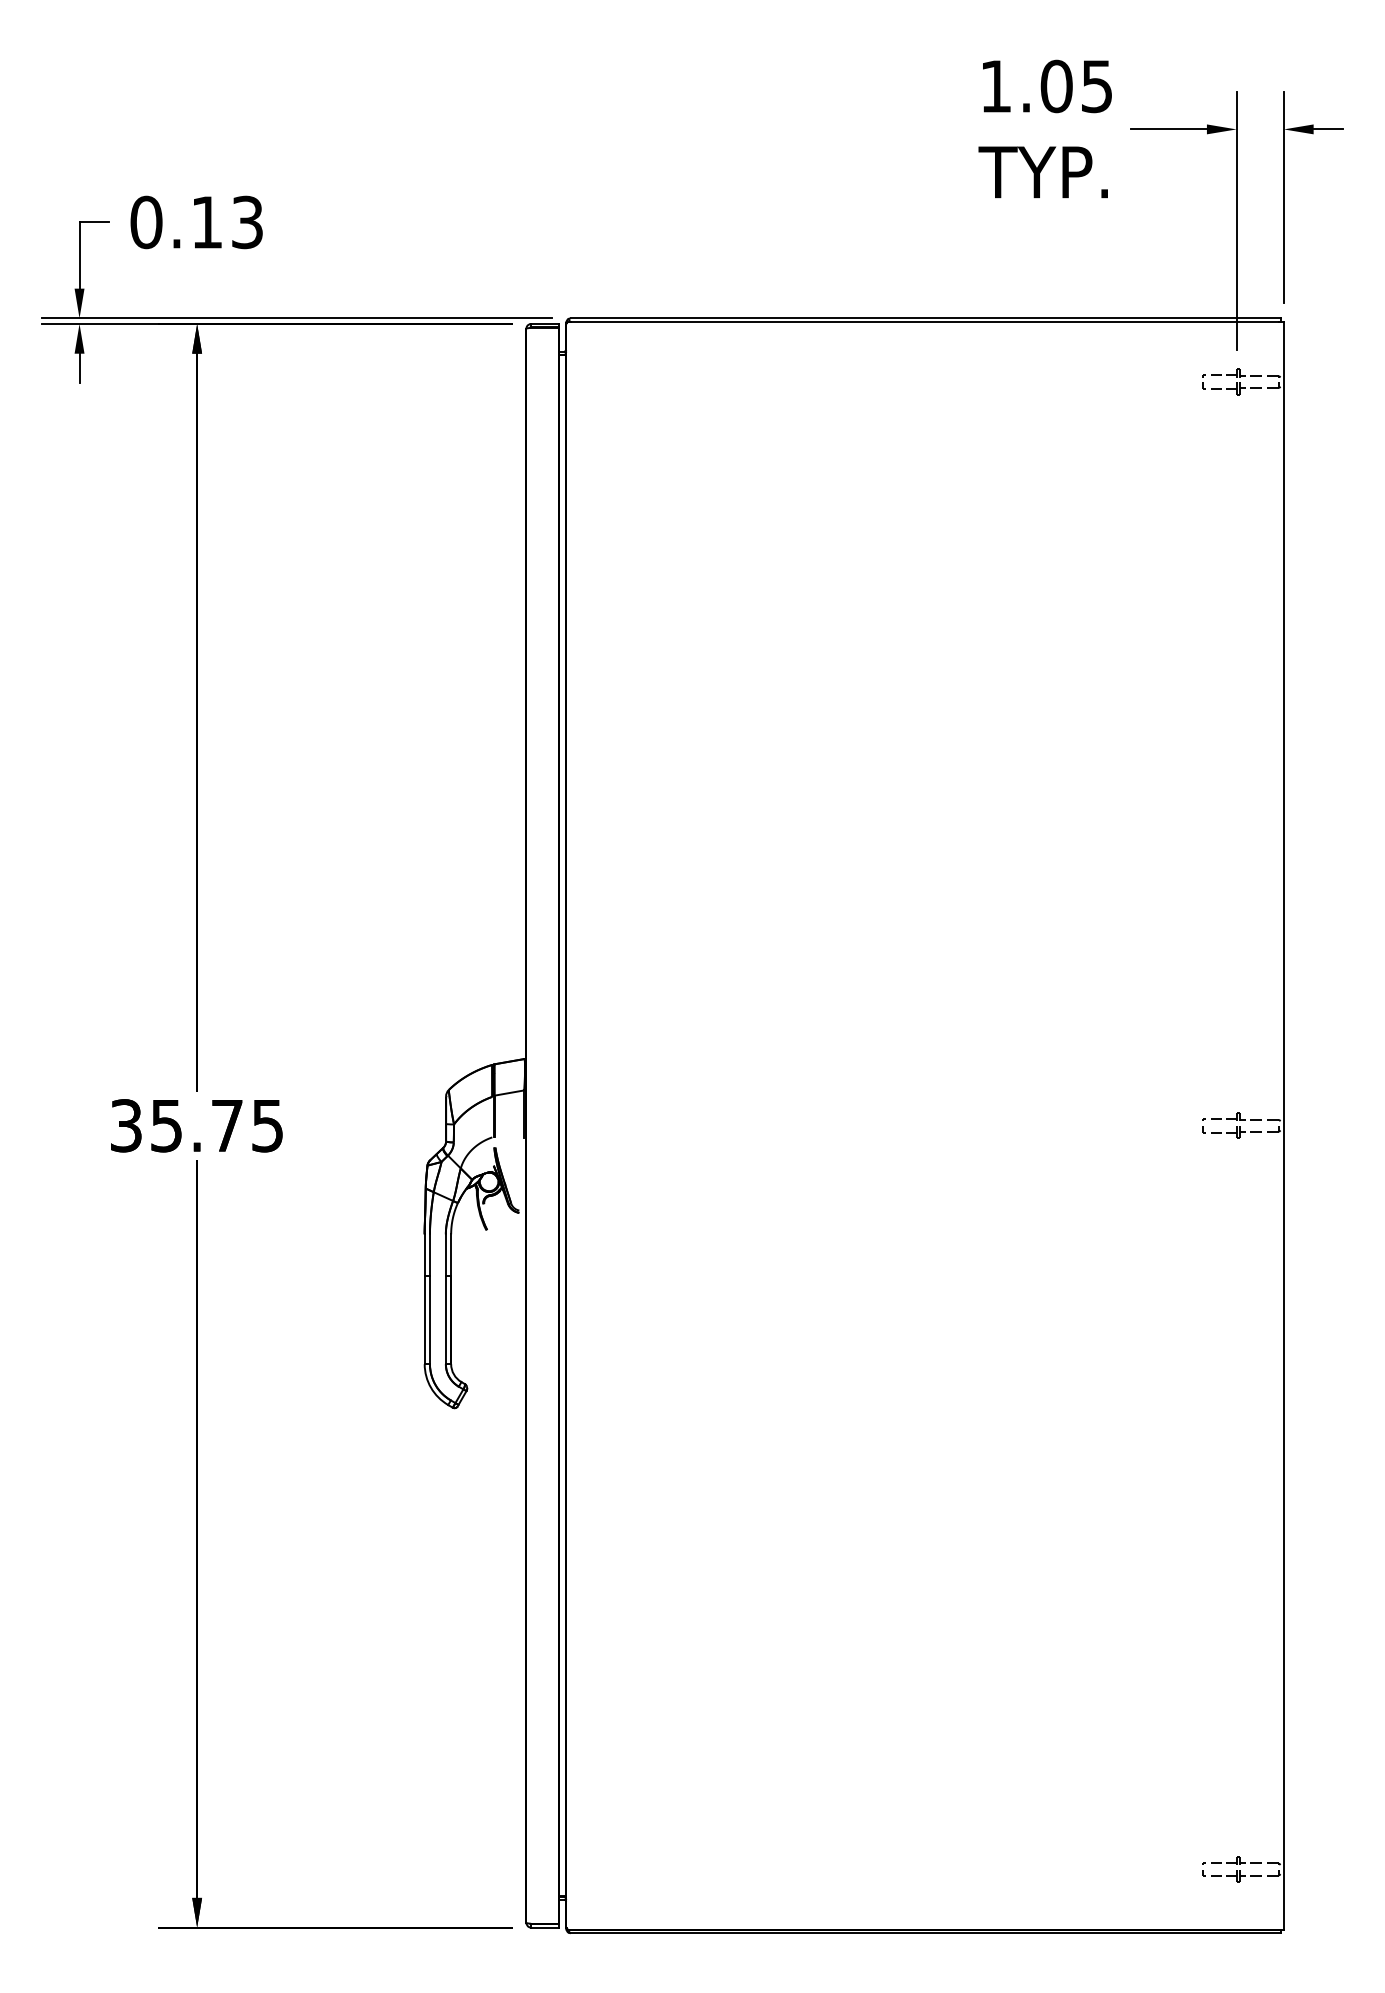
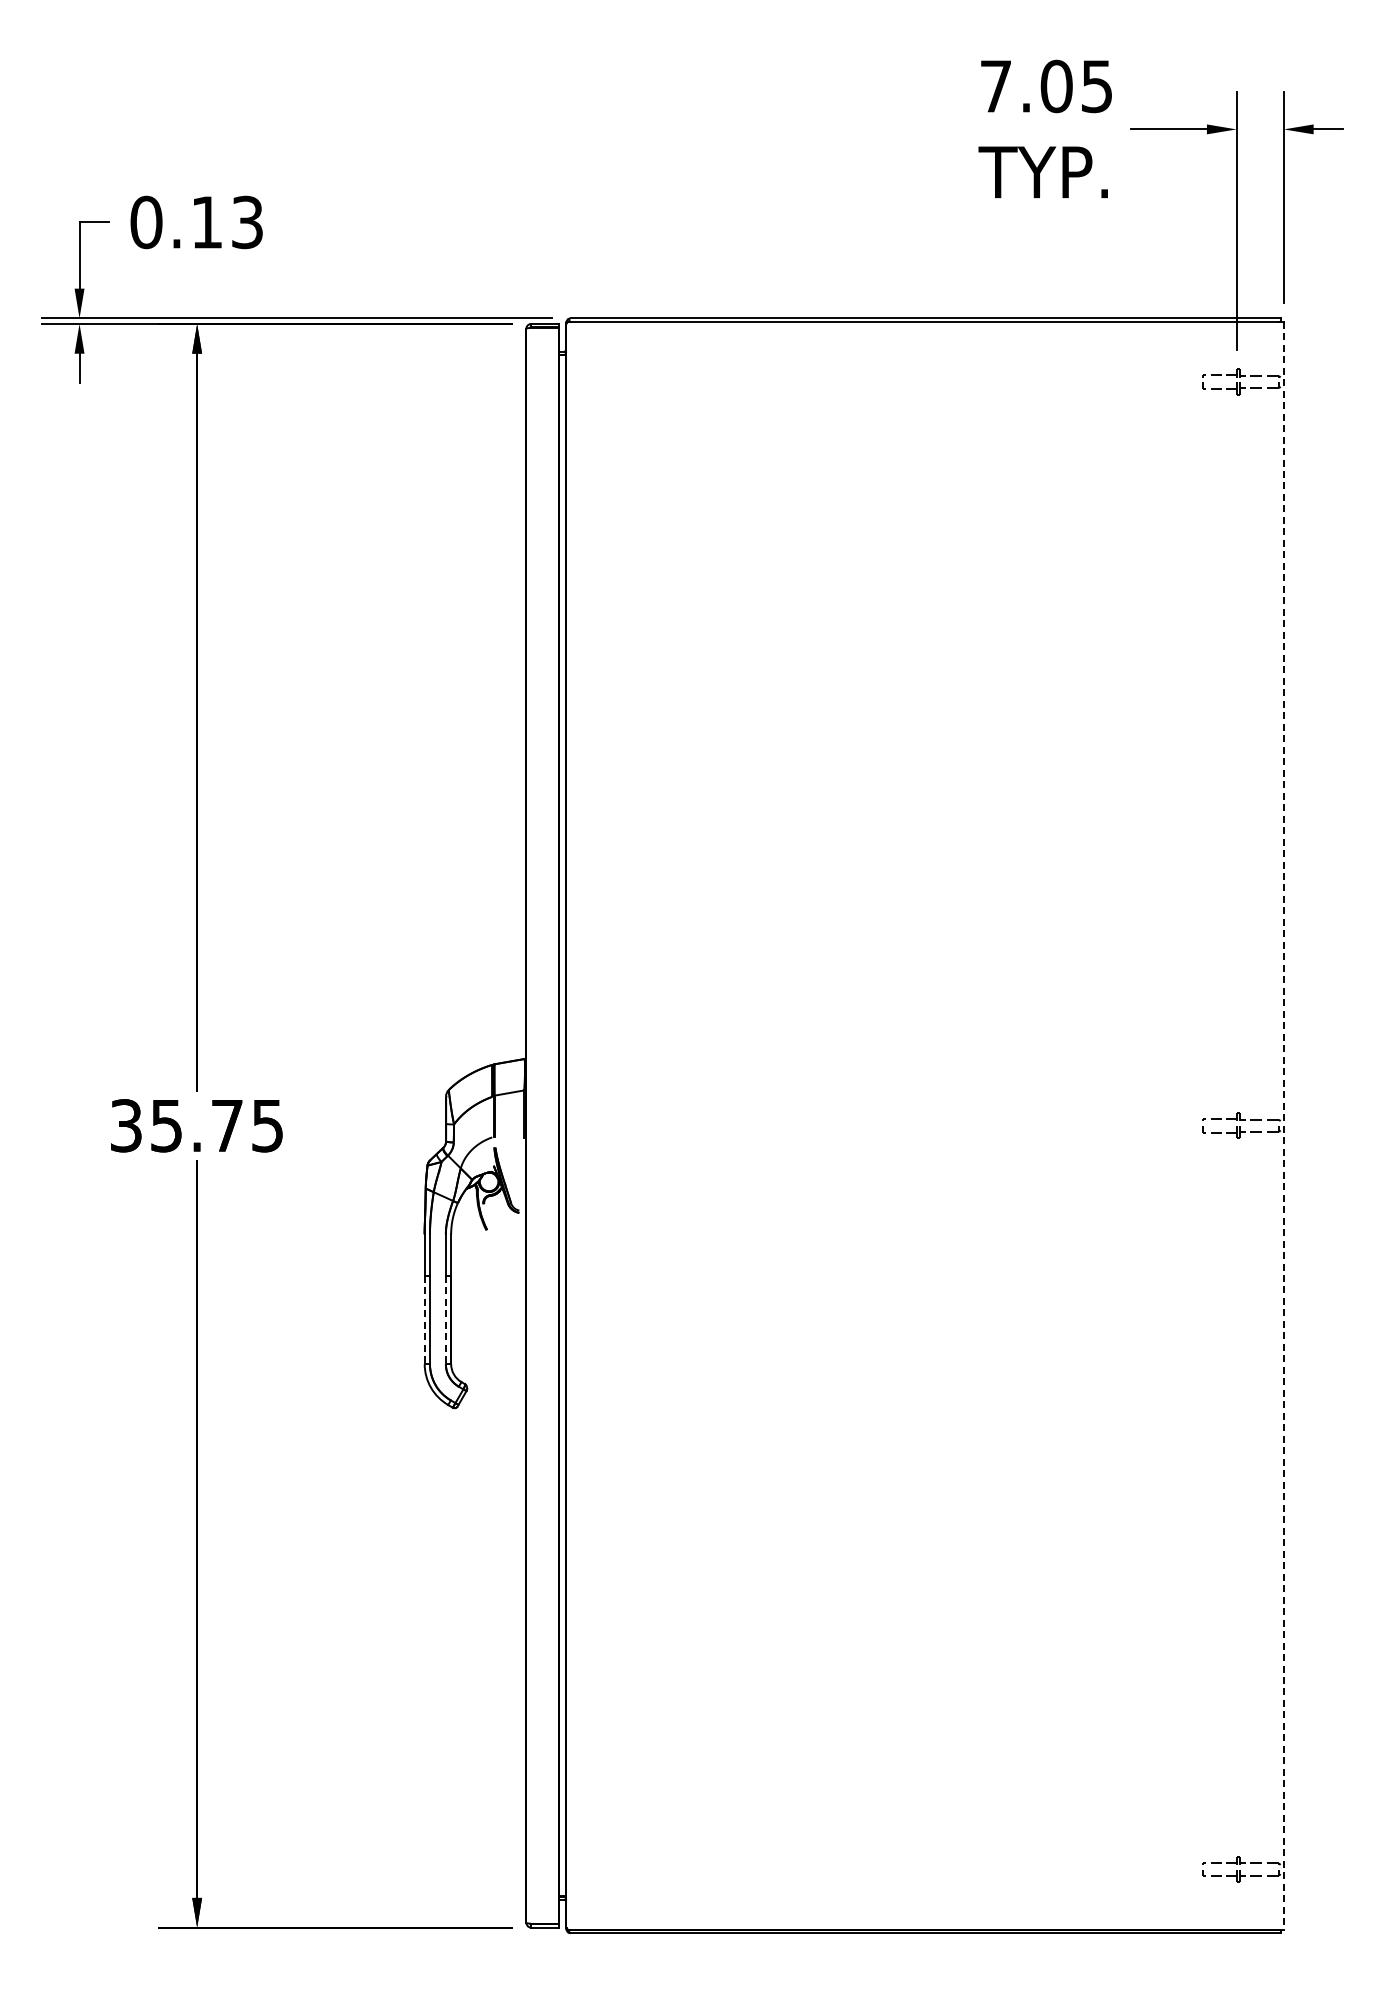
text: 1.05 -> 7.05 (995, 86)
line: solid -> dashed (1283, 1126)
line: solid -> dashed (424, 1320)
line: solid -> dashed (445, 1320)
